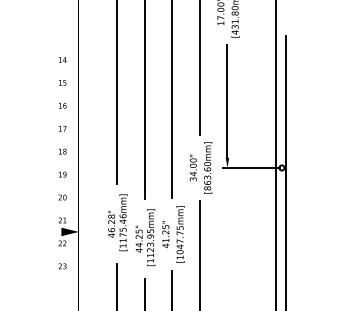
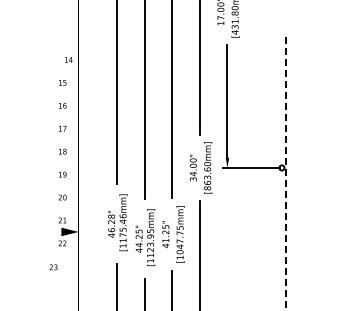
text position: (62, 59) -> (68, 59) (68, 59)
line: present -> none (275, 154)
line: solid -> dashed (286, 172)
text position: (62, 266) -> (53, 267) (53, 267)
